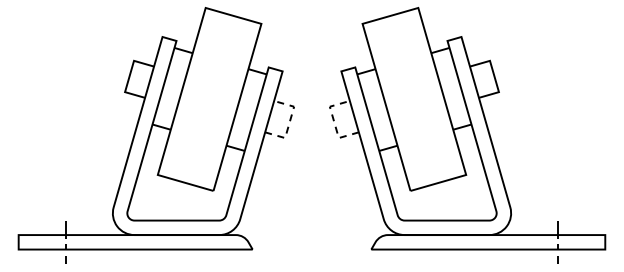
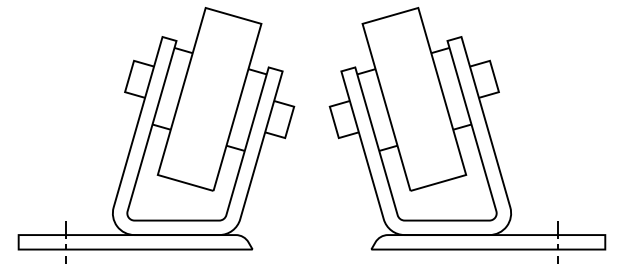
line: dashed -> solid (289, 121)
line: dashed -> solid (334, 121)
